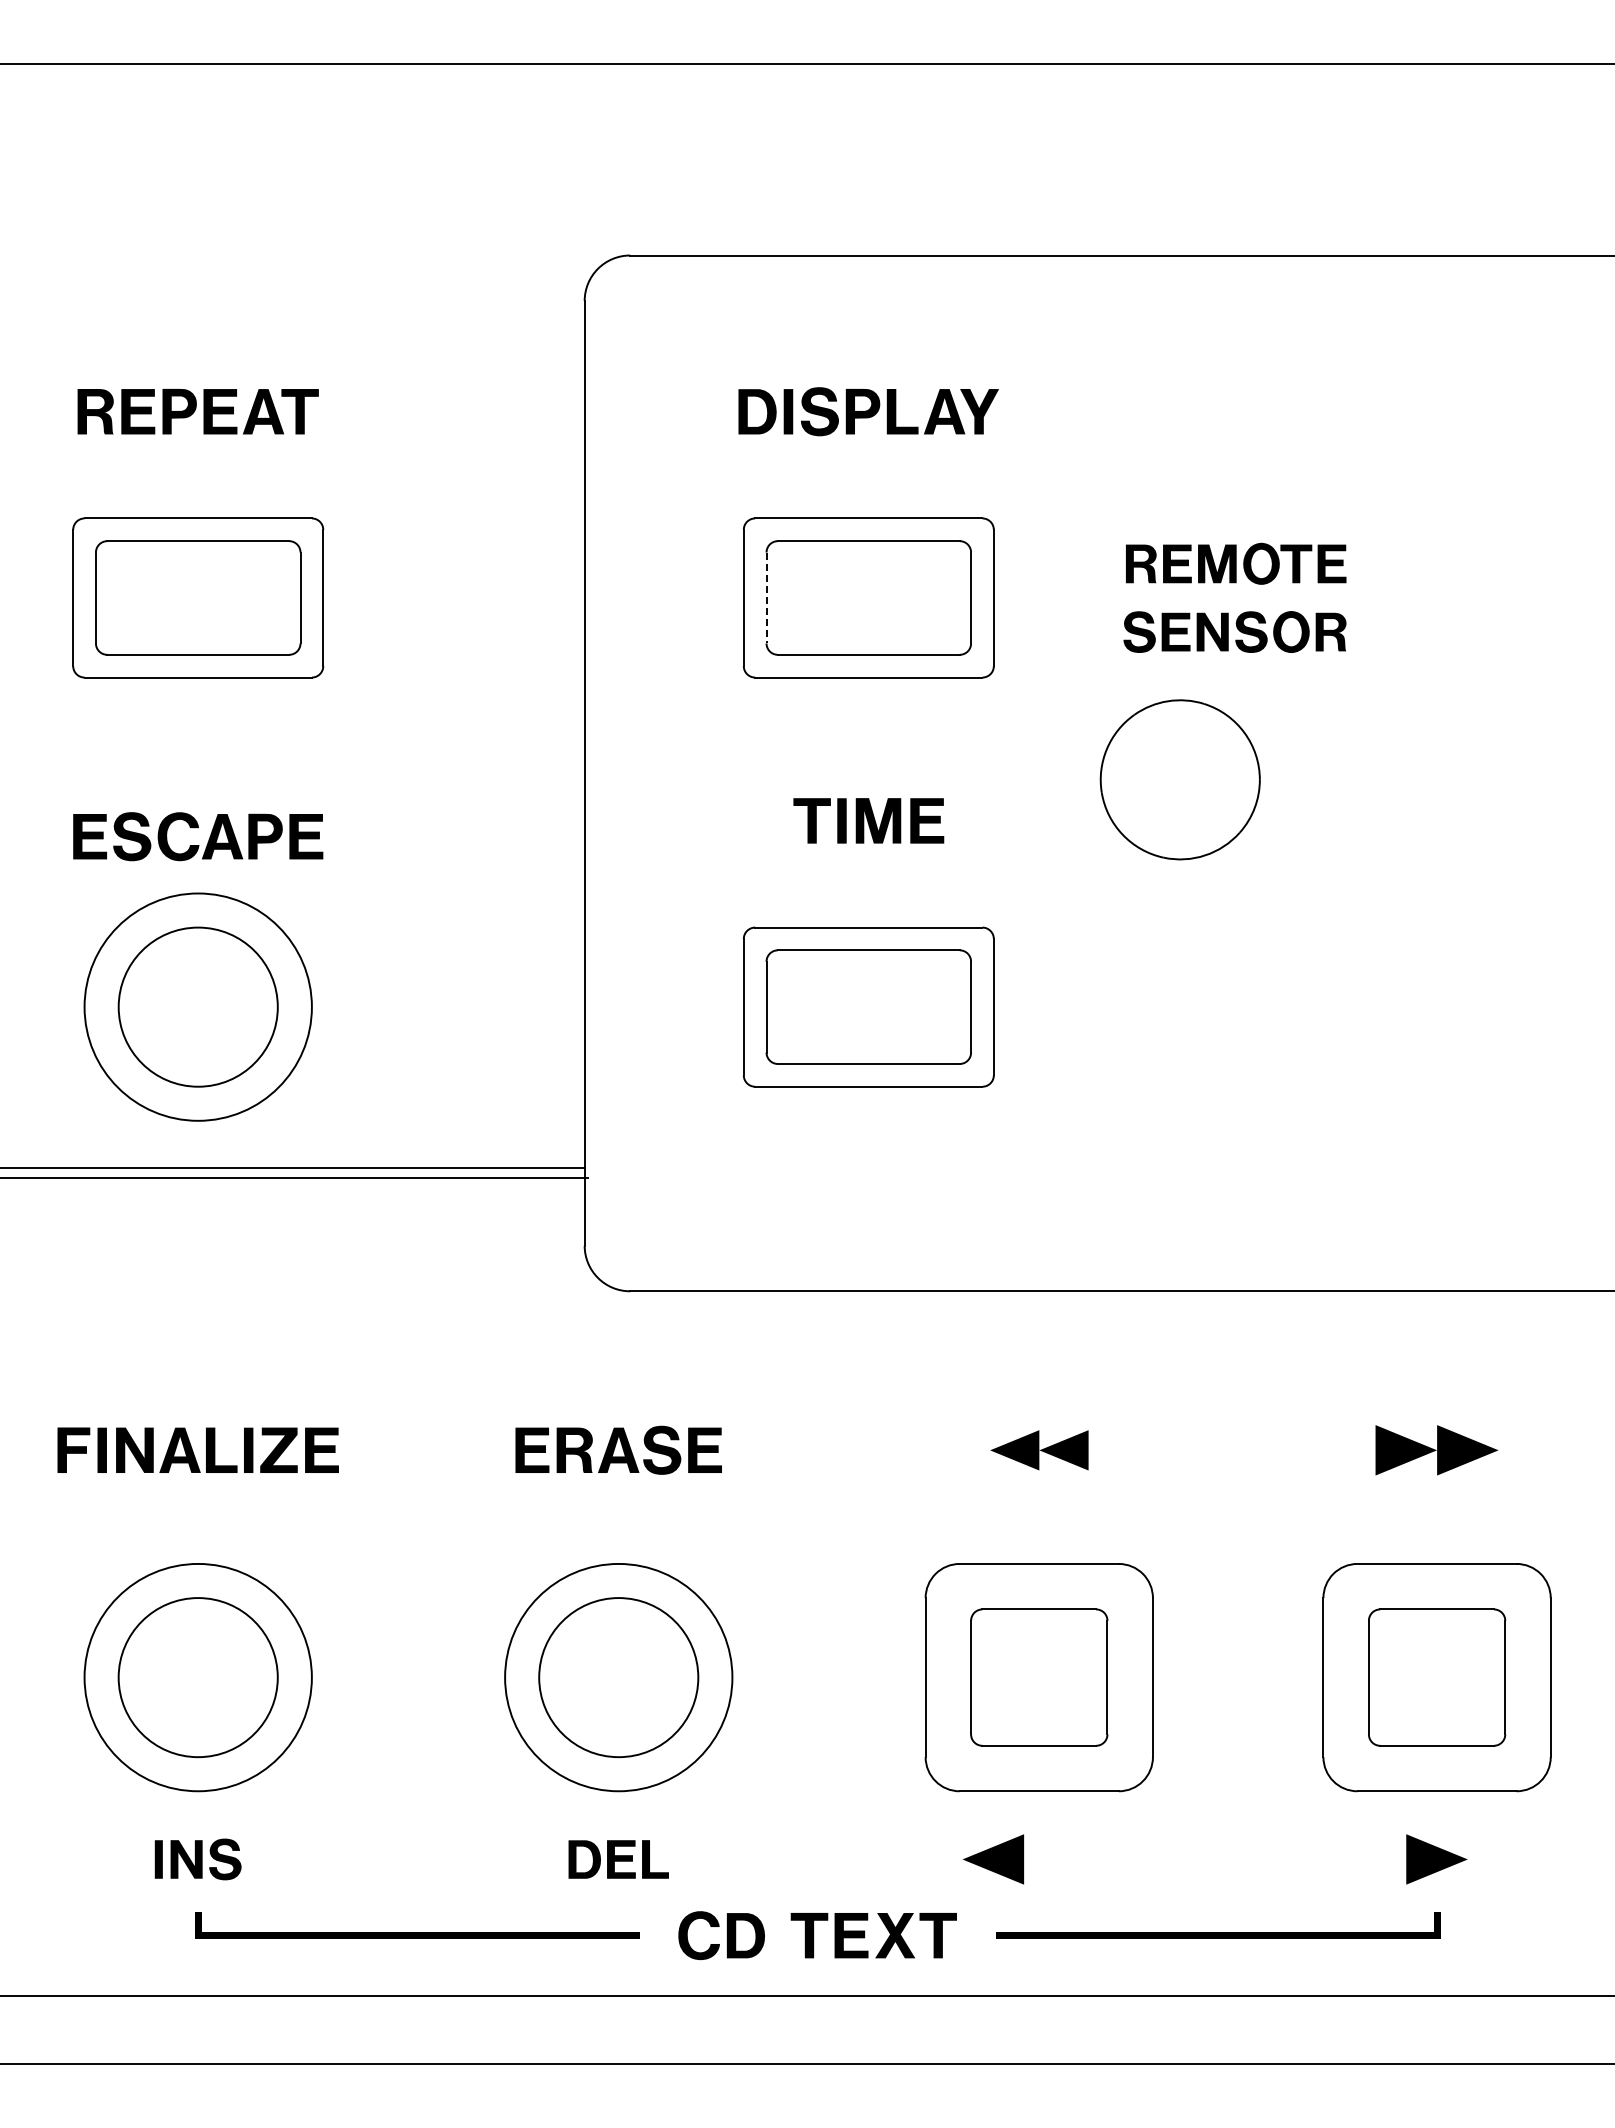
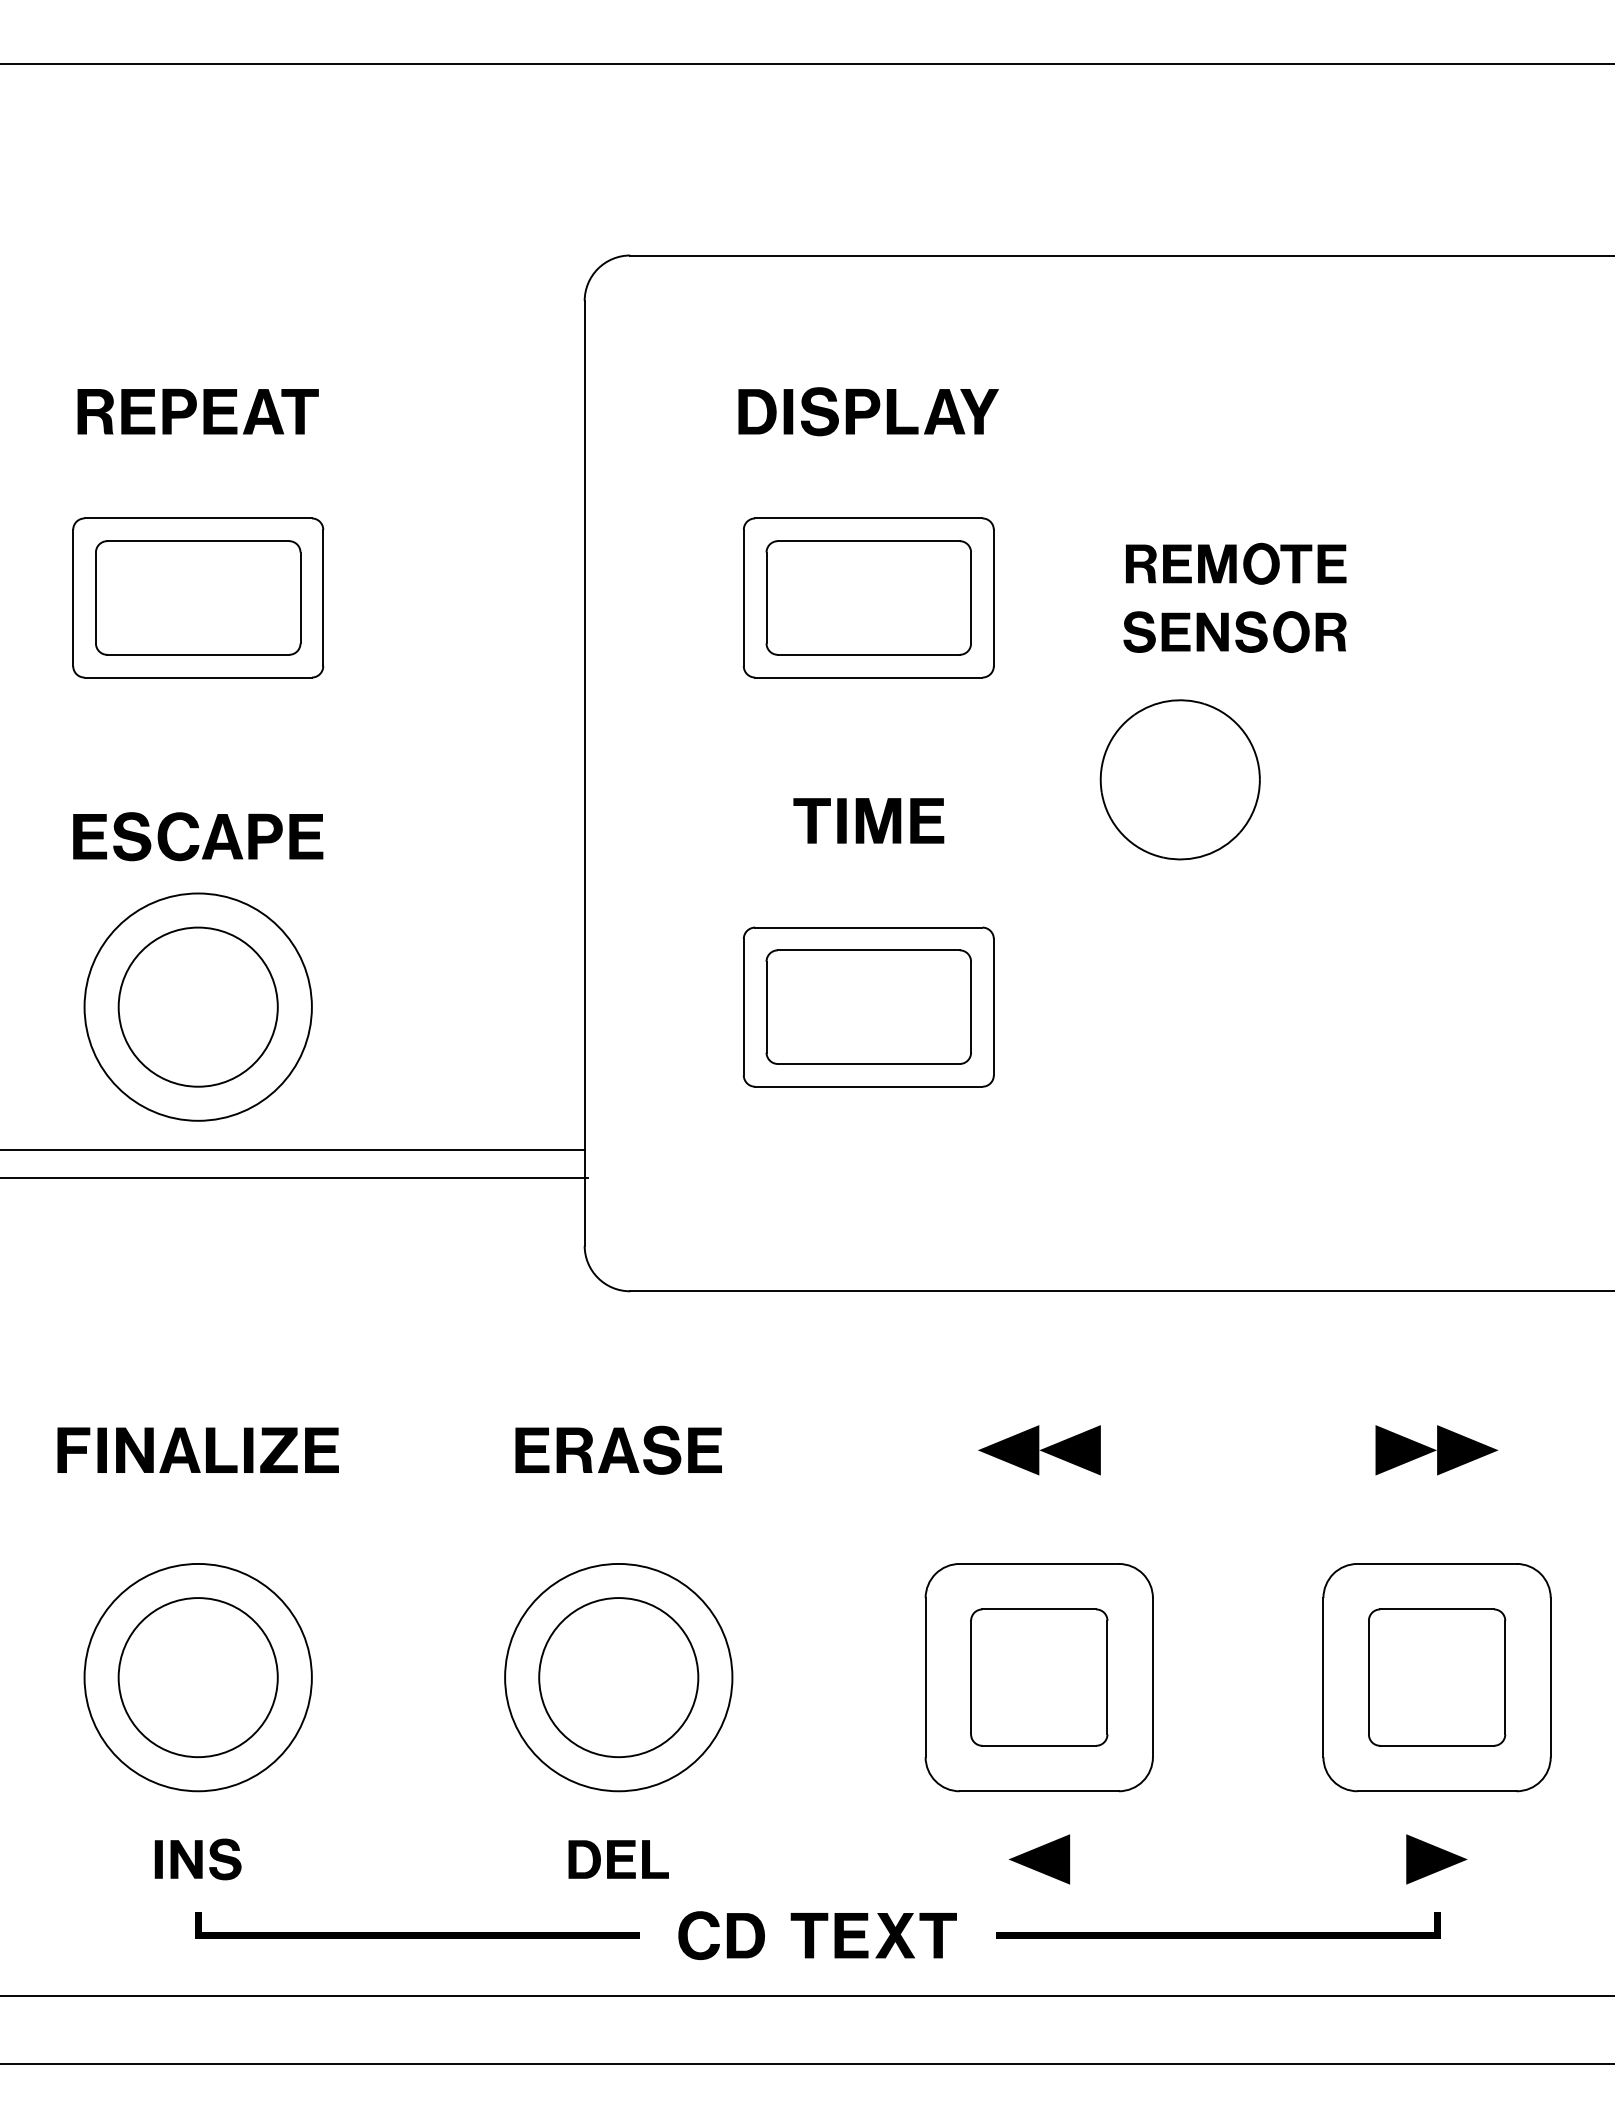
line: dashed -> solid (766, 598)
line position: (293, 1168) -> (293, 1150) (293, 1150)
part size: 99x41 px -> 123x51 px (1039, 1450)
part position: (993, 1859) -> (1039, 1859) (1039, 1859)
